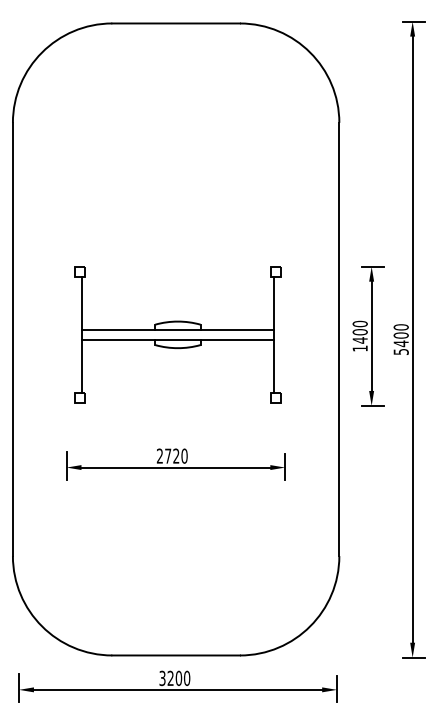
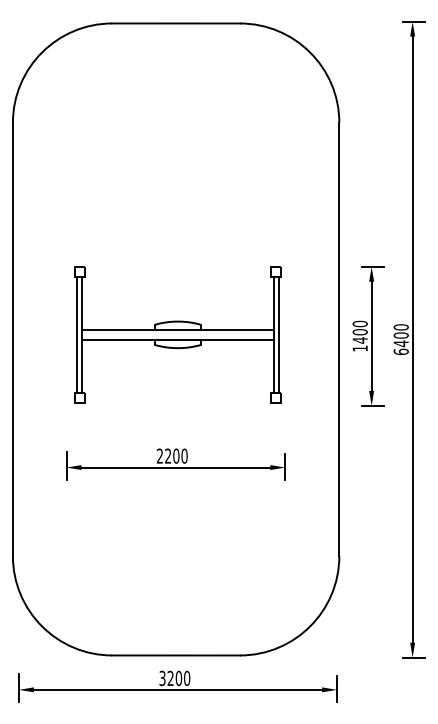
line: none -> present (77, 334)
line: none -> present (278, 334)
text: 5400 -> 6400 (400, 351)
text: 2720 -> 2200 (172, 455)
